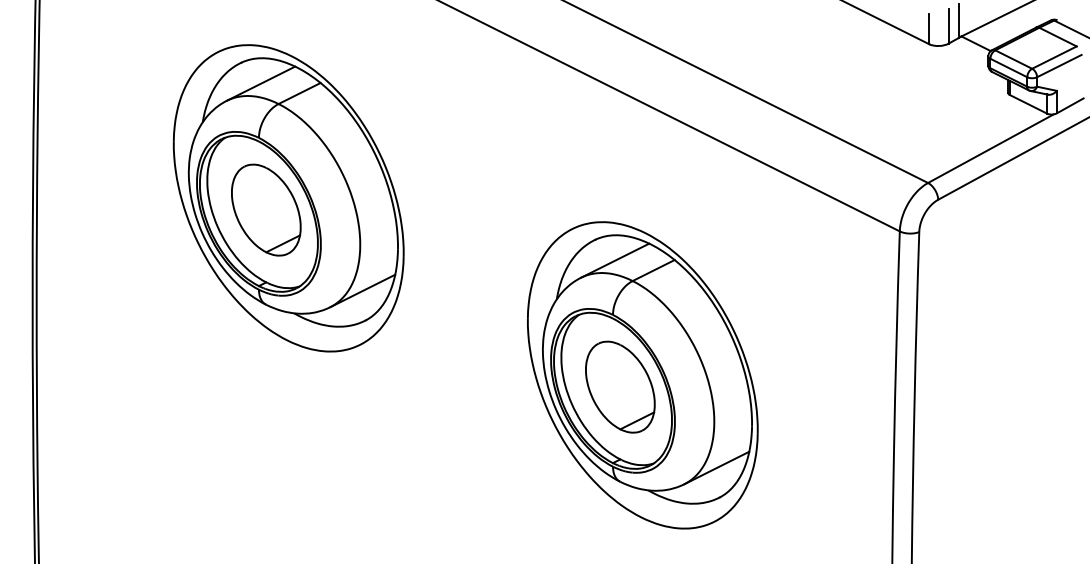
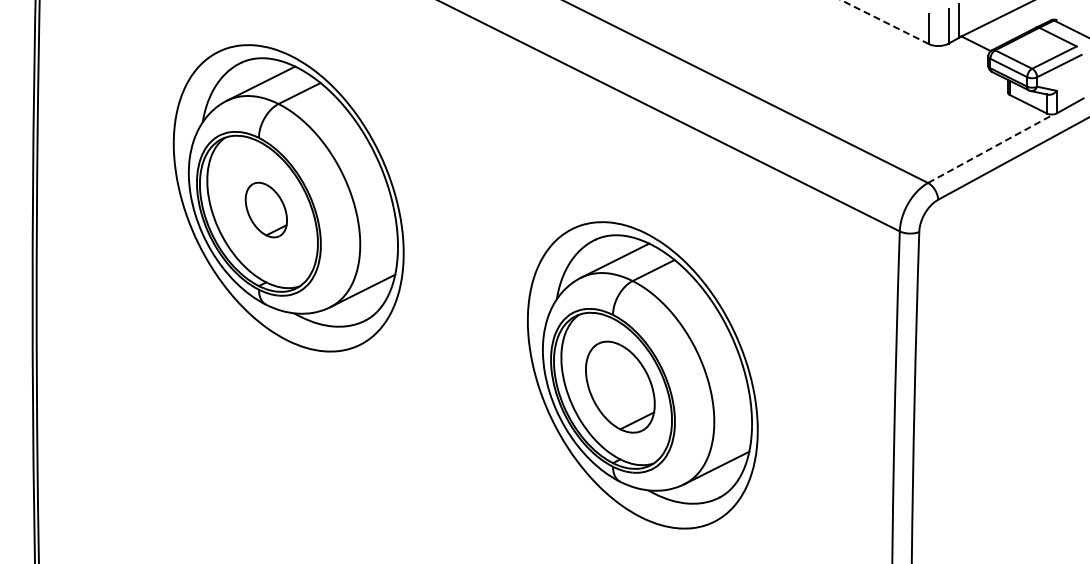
line: solid -> dashed (884, 21)
line: solid -> dashed (990, 148)
part size: 71x94 px -> 44x58 px (265, 209)
